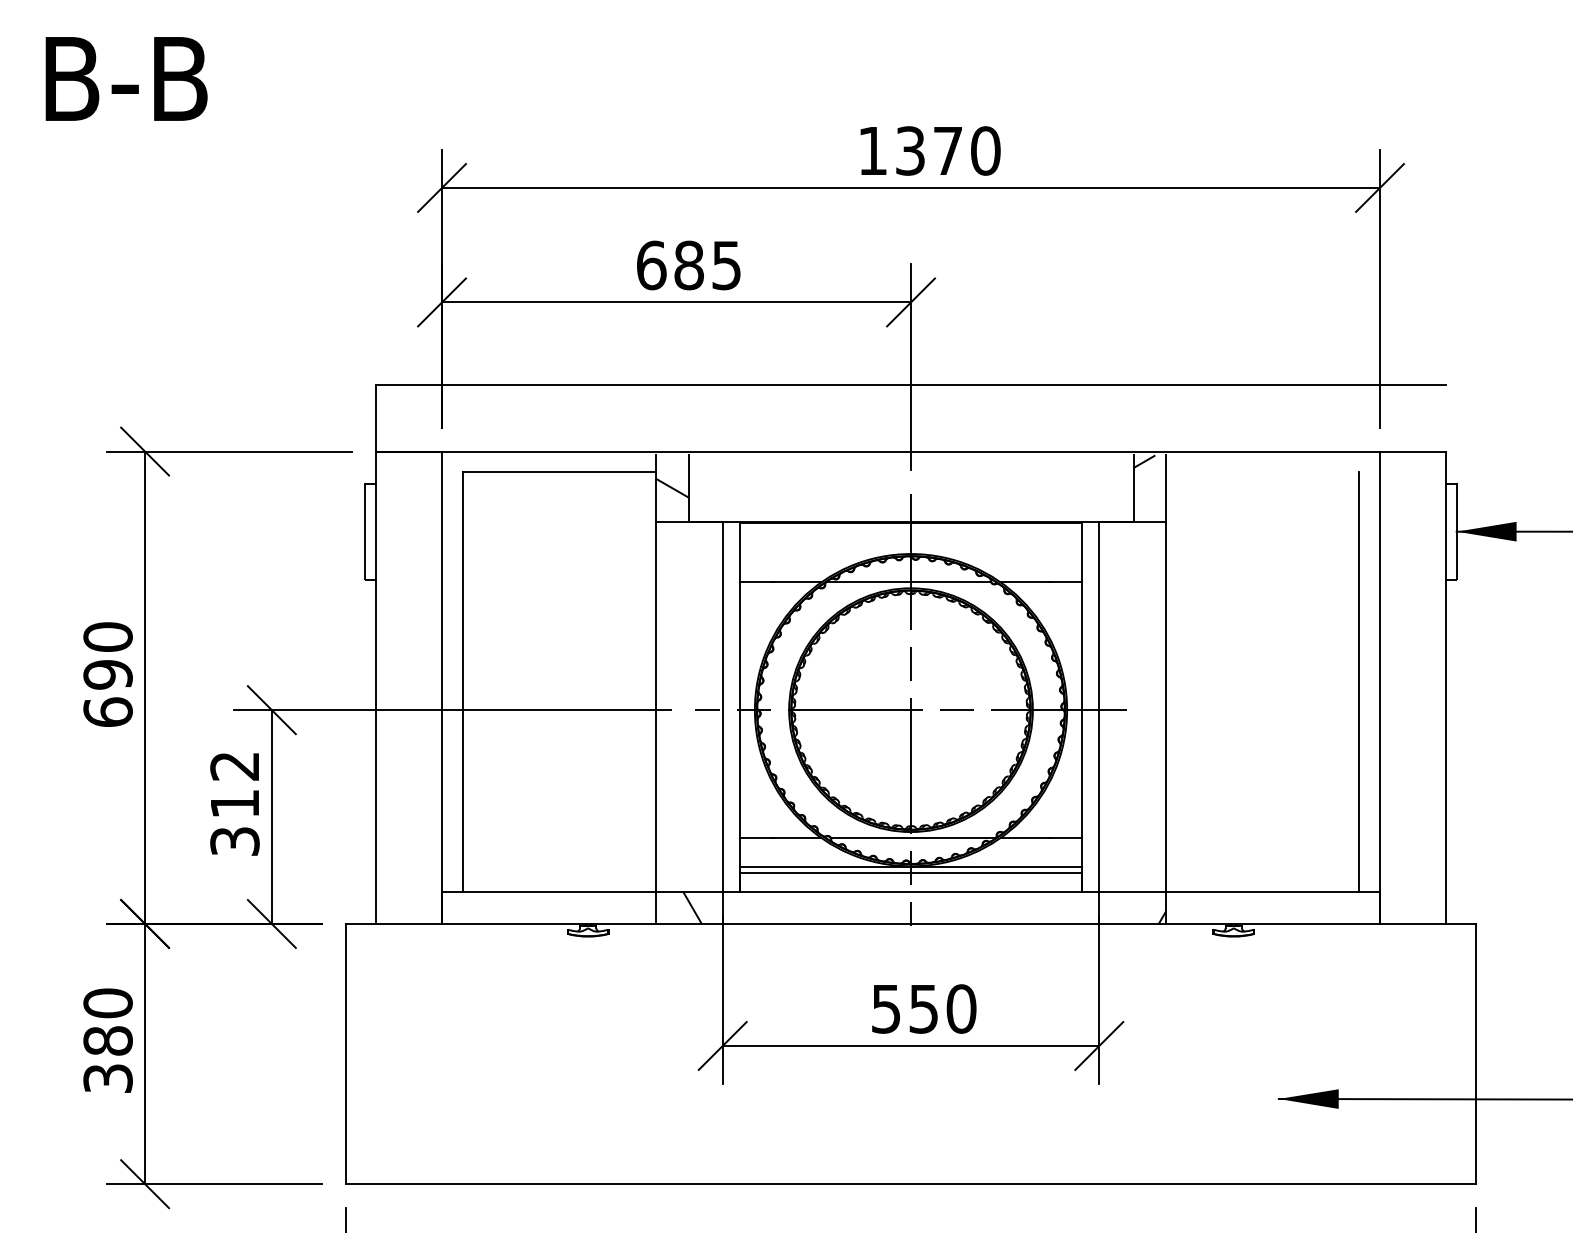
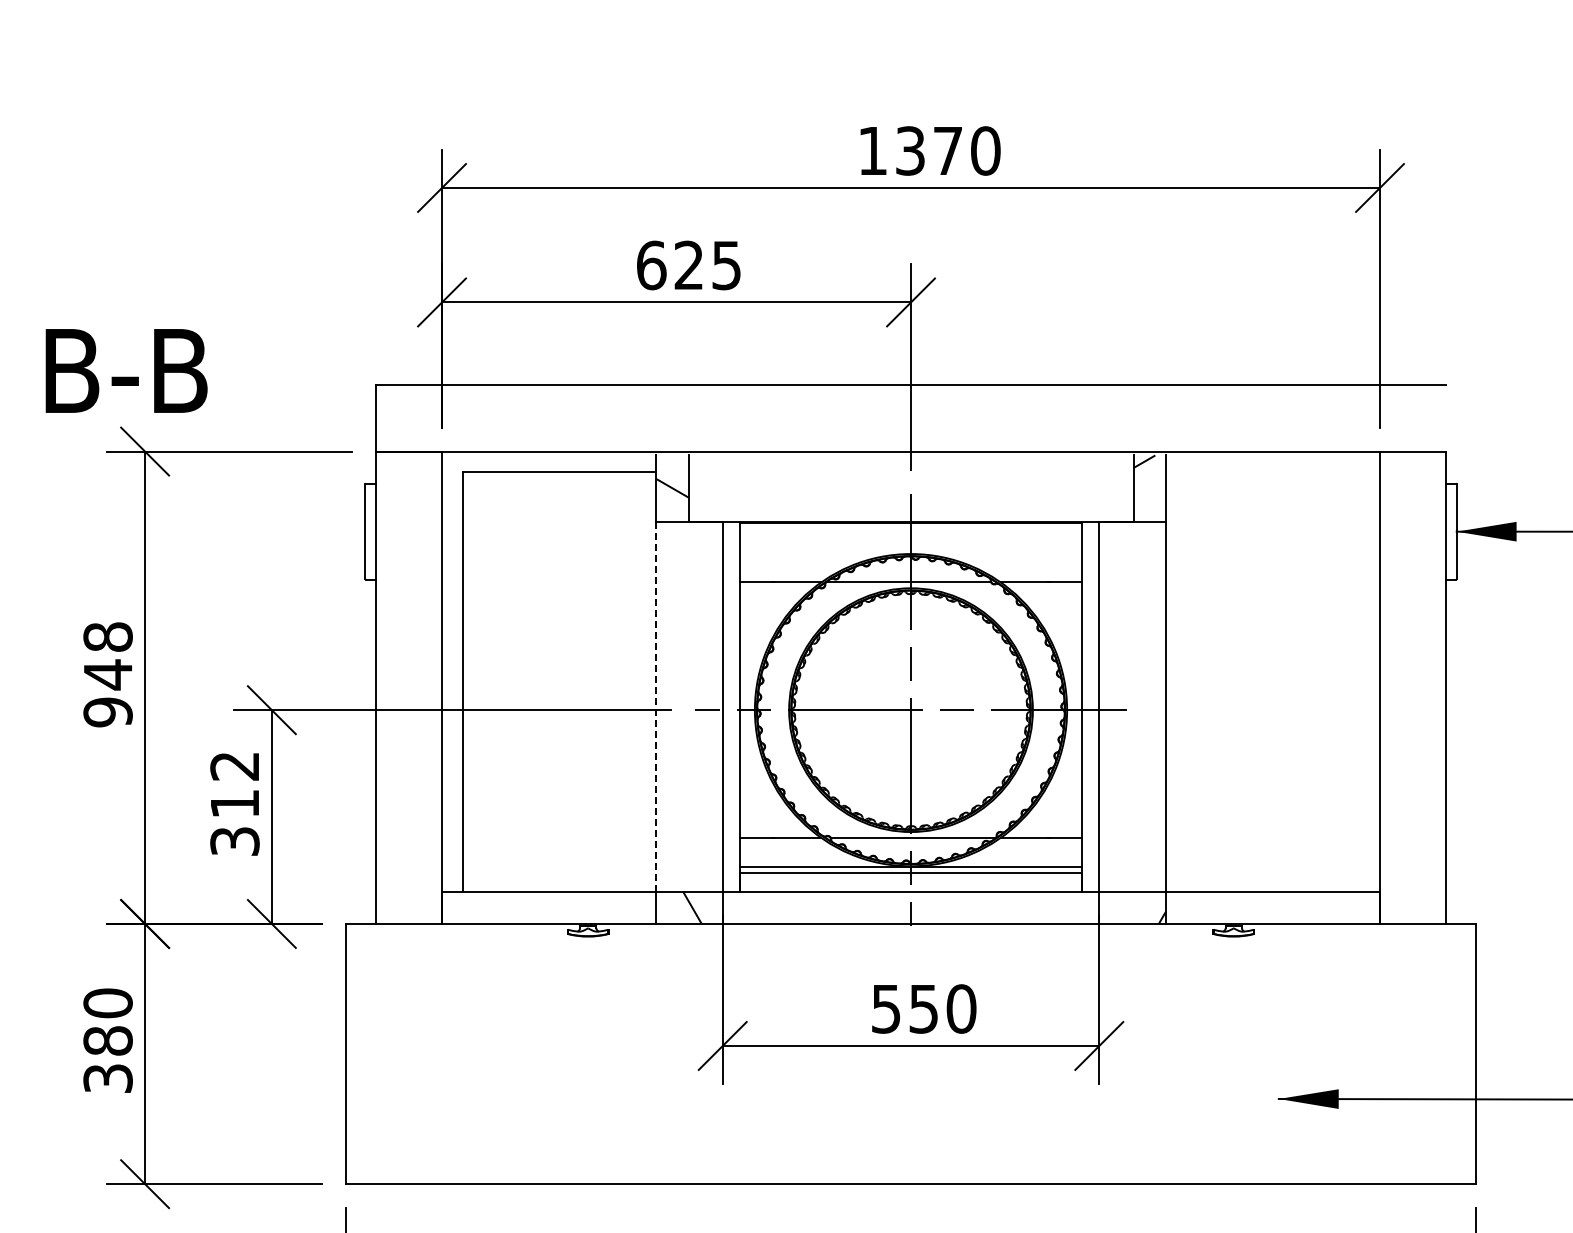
text position: (126, 78) -> (126, 370) (126, 370)
text: 685 -> 625 (688, 265)
text: 690 -> 948 (107, 674)
line: present -> none (1359, 681)
line: solid -> dashed (656, 706)
